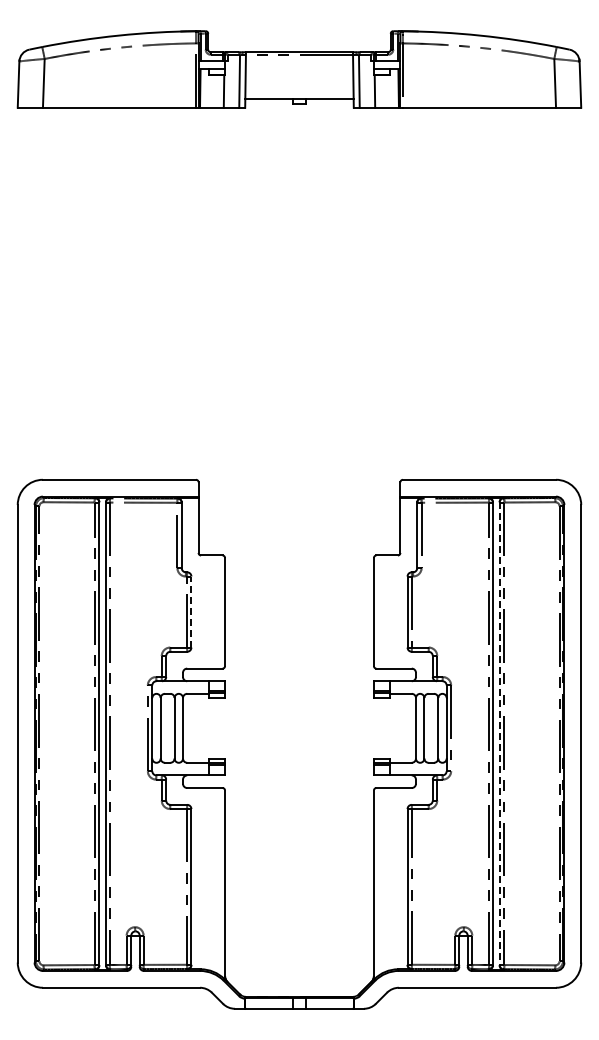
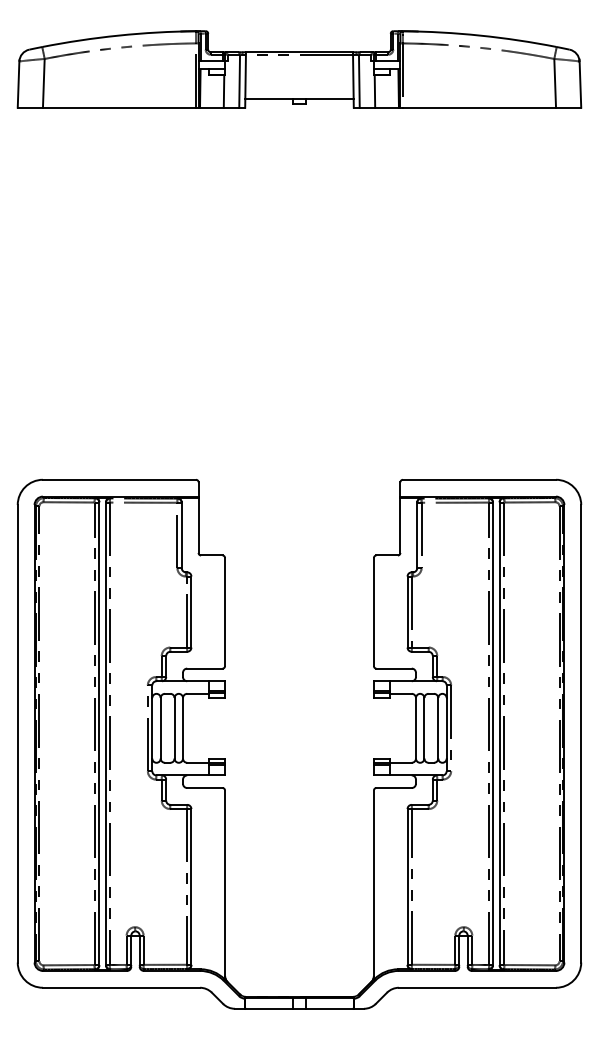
line: dashed -> solid (191, 612)
line: dashed -> solid (499, 733)
